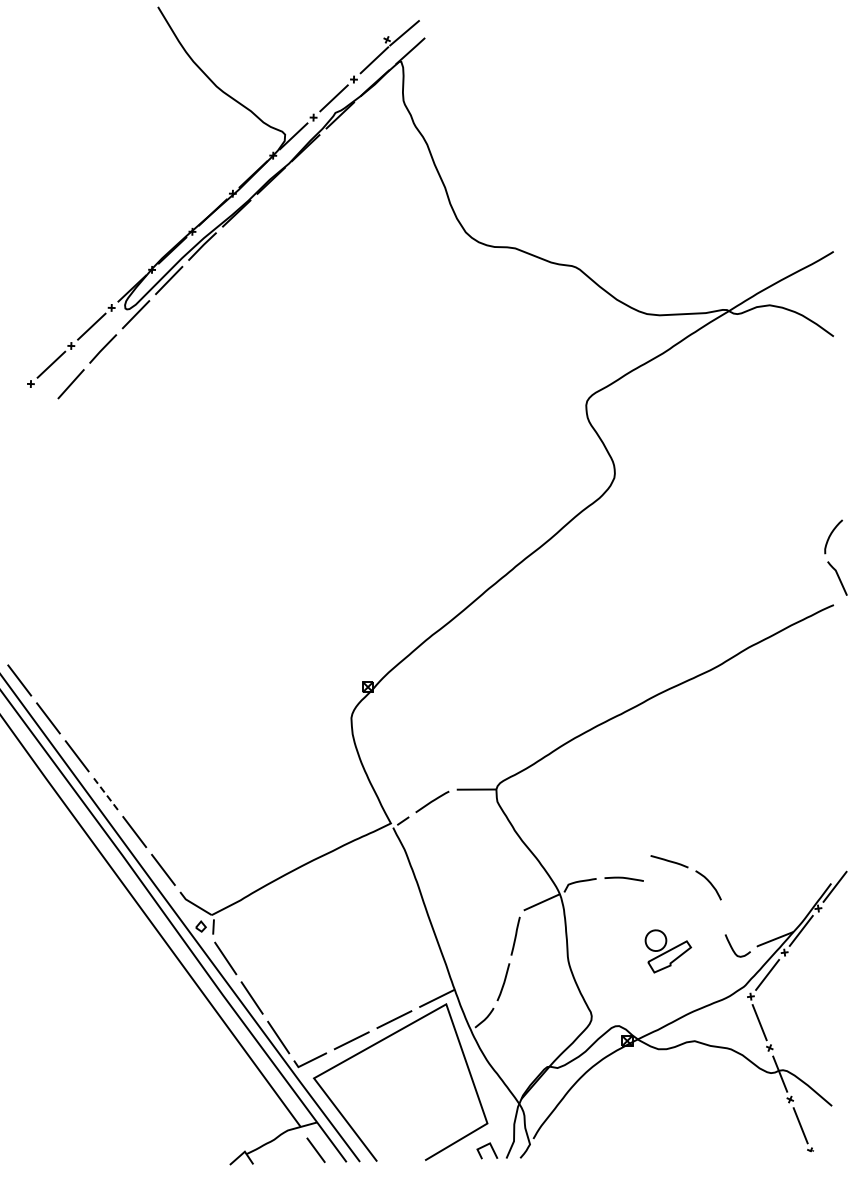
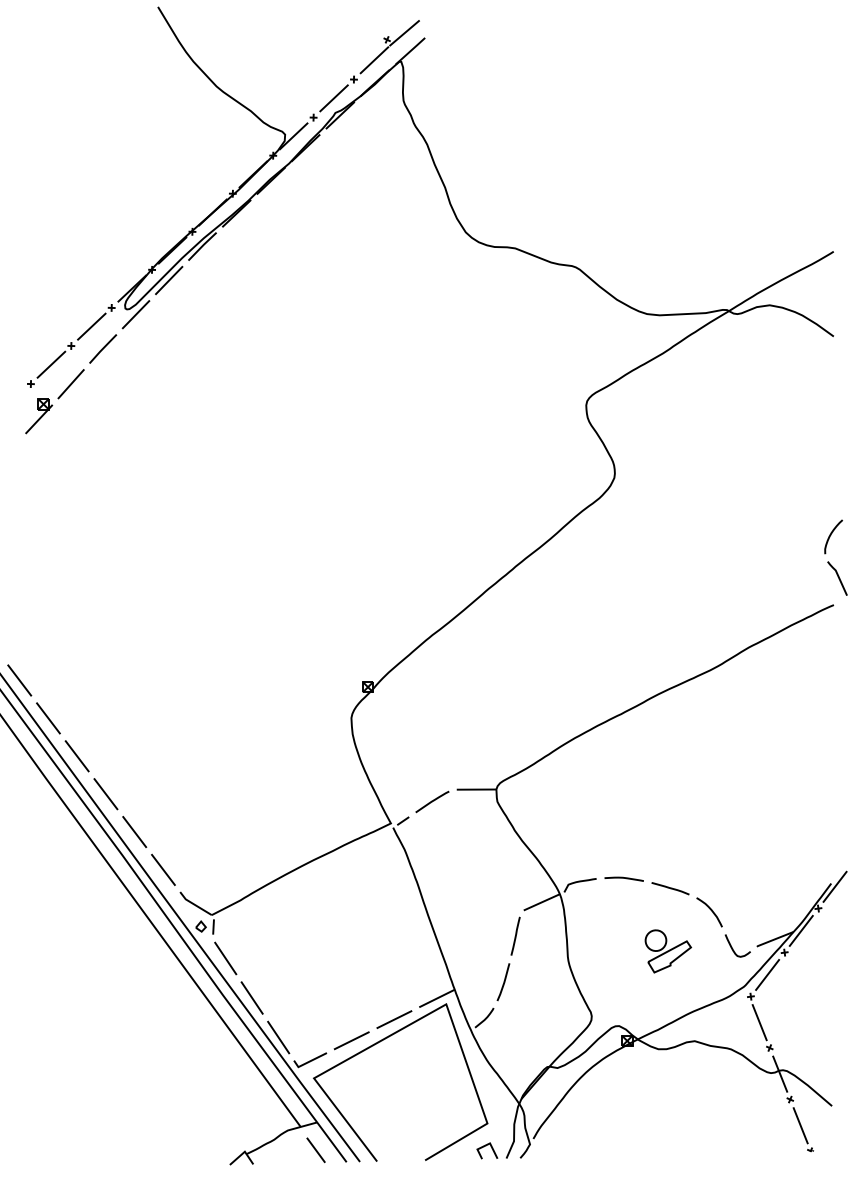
part: none -> present (39, 416)
line: dashed -> solid (105, 794)
part position: (687, 868) -> (688, 895) (688, 895)
